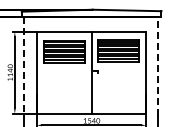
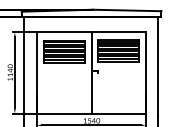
line: dashed -> solid (24, 66)
line: dashed -> solid (158, 66)
